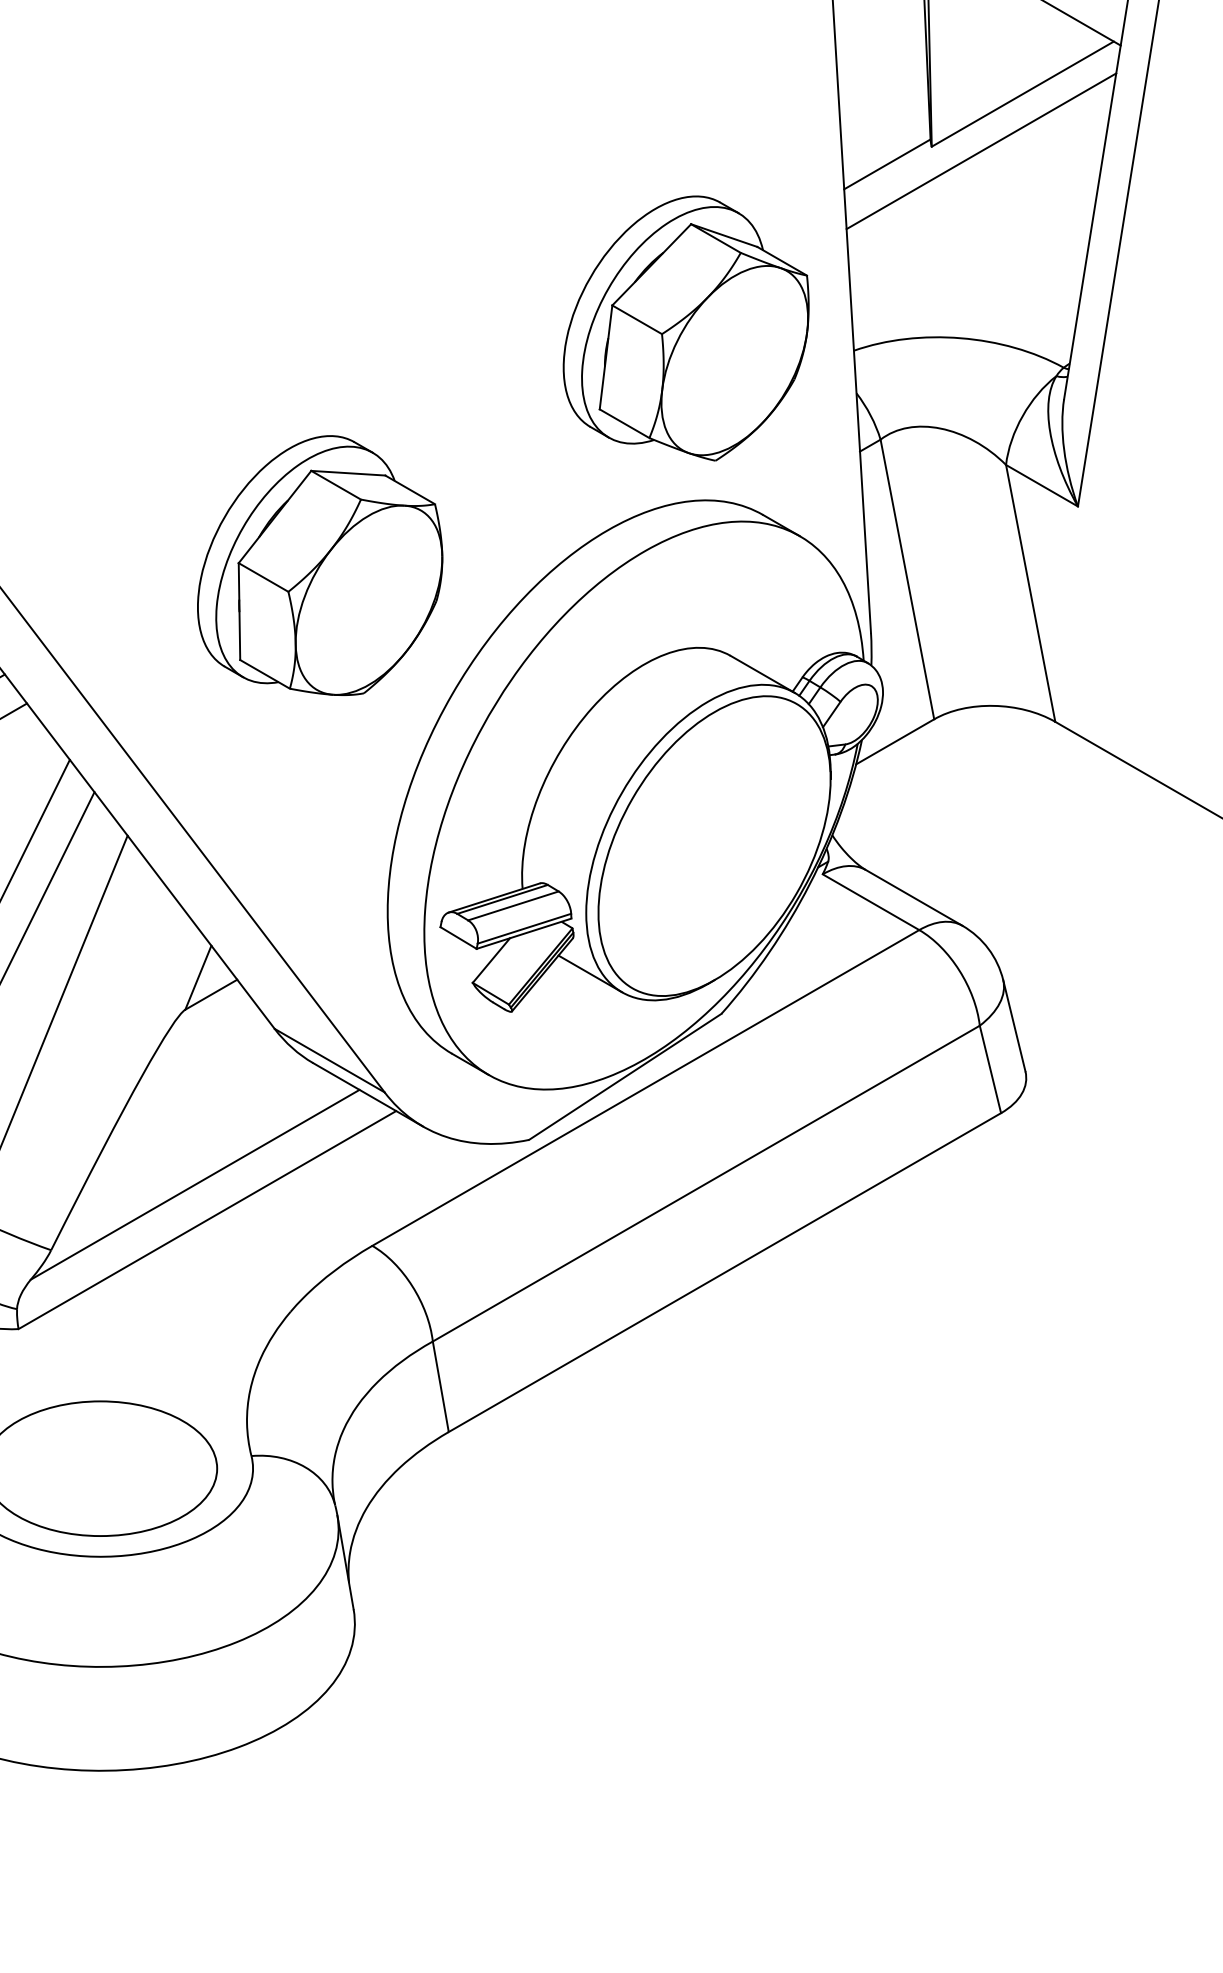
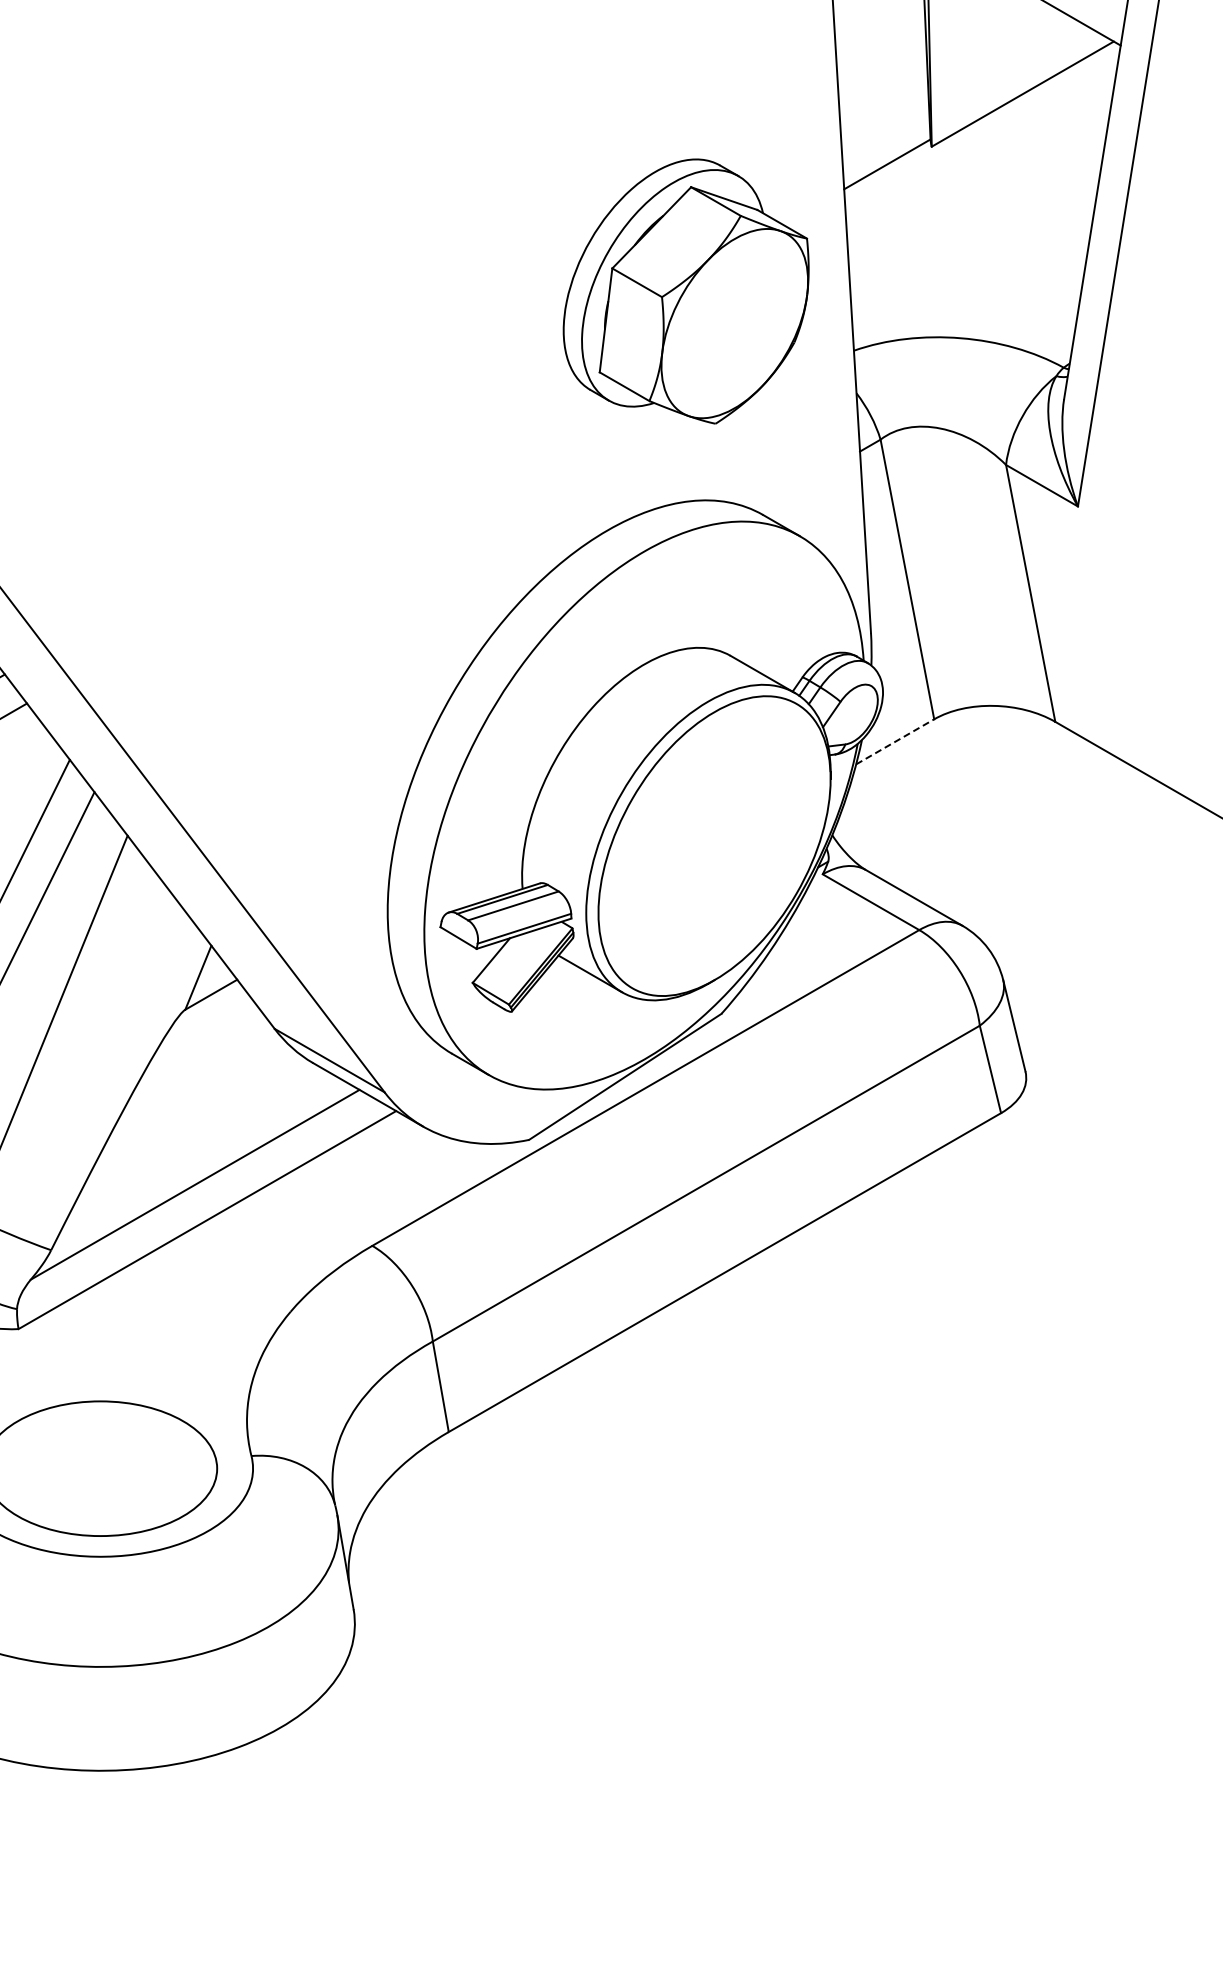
line: present -> none (981, 151)
part position: (685, 328) -> (685, 291) (685, 291)
part: present -> none (320, 565)
line: solid -> dashed (895, 741)
